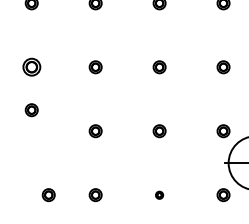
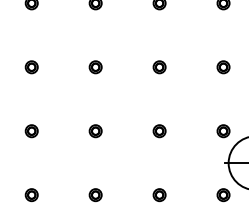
part size: 20x20 px -> 15x15 px (31, 67)
part position: (31, 110) -> (31, 131) (31, 131)
part size: 10x10 px -> 15x15 px (159, 195)
part position: (48, 195) -> (31, 195) (31, 195)
